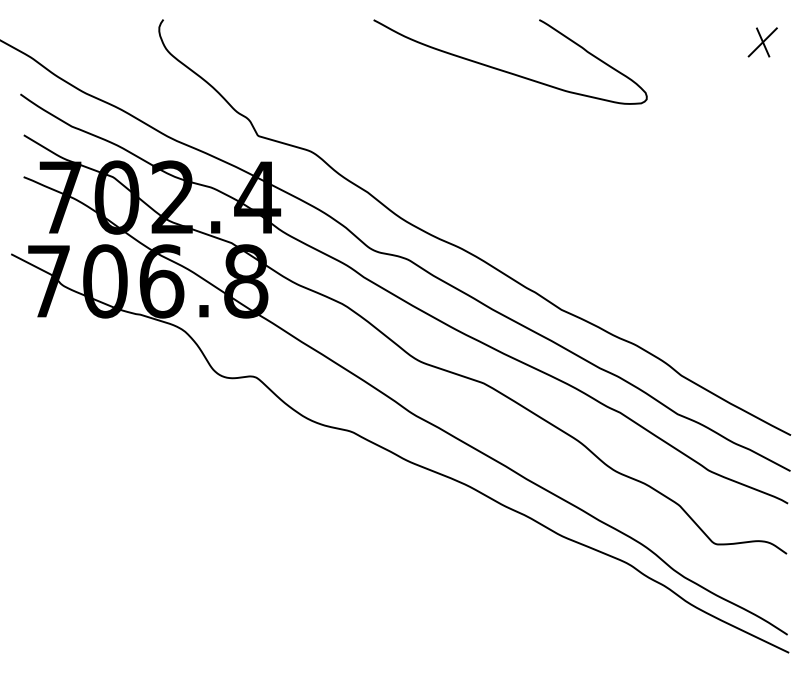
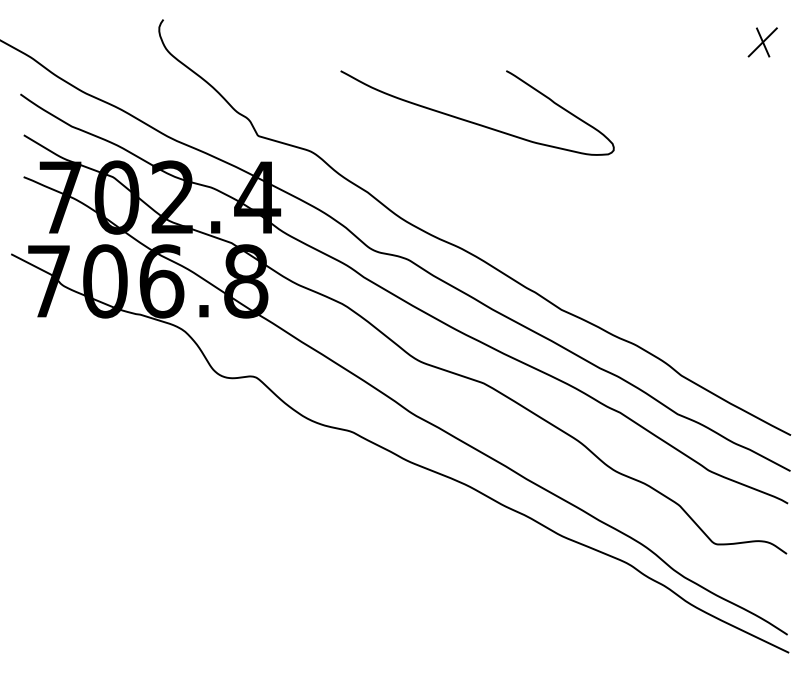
curve position: (508, 71) -> (475, 122) (475, 122)
